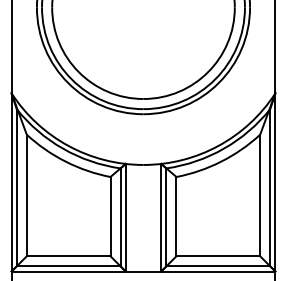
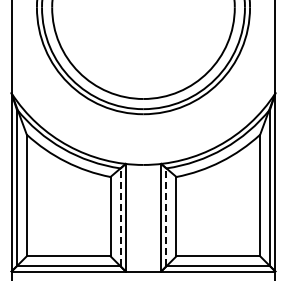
line: solid -> dashed (120, 216)
line: solid -> dashed (166, 216)
